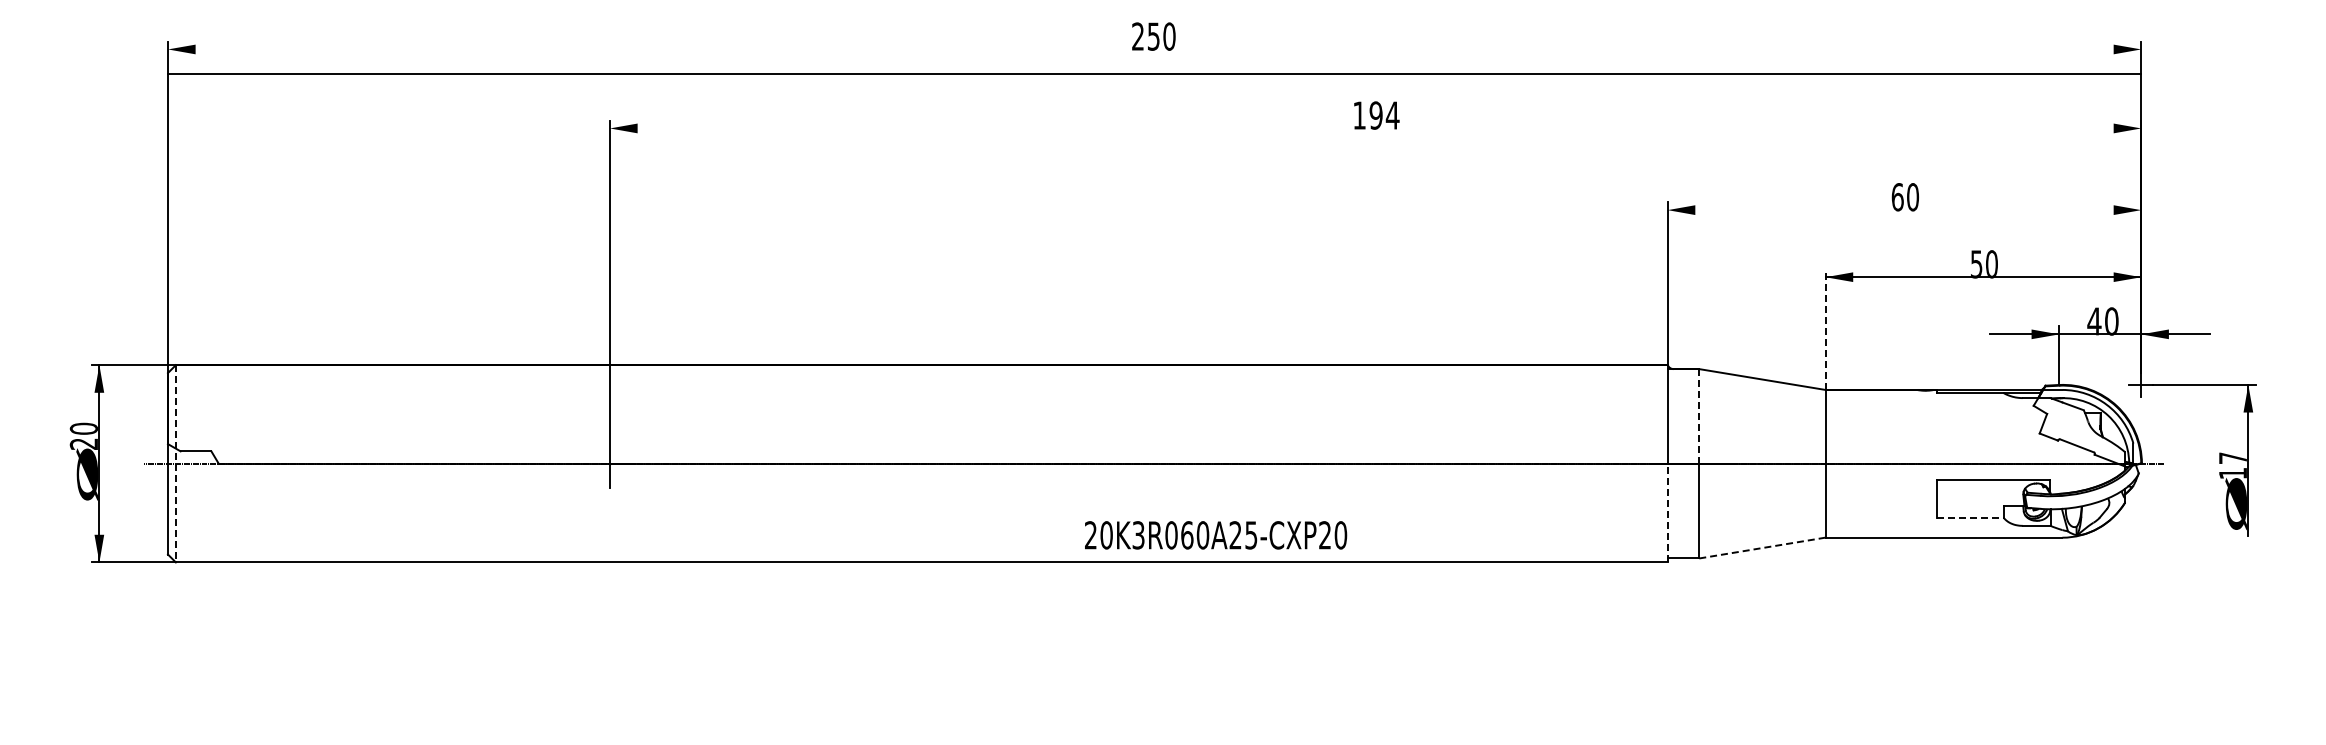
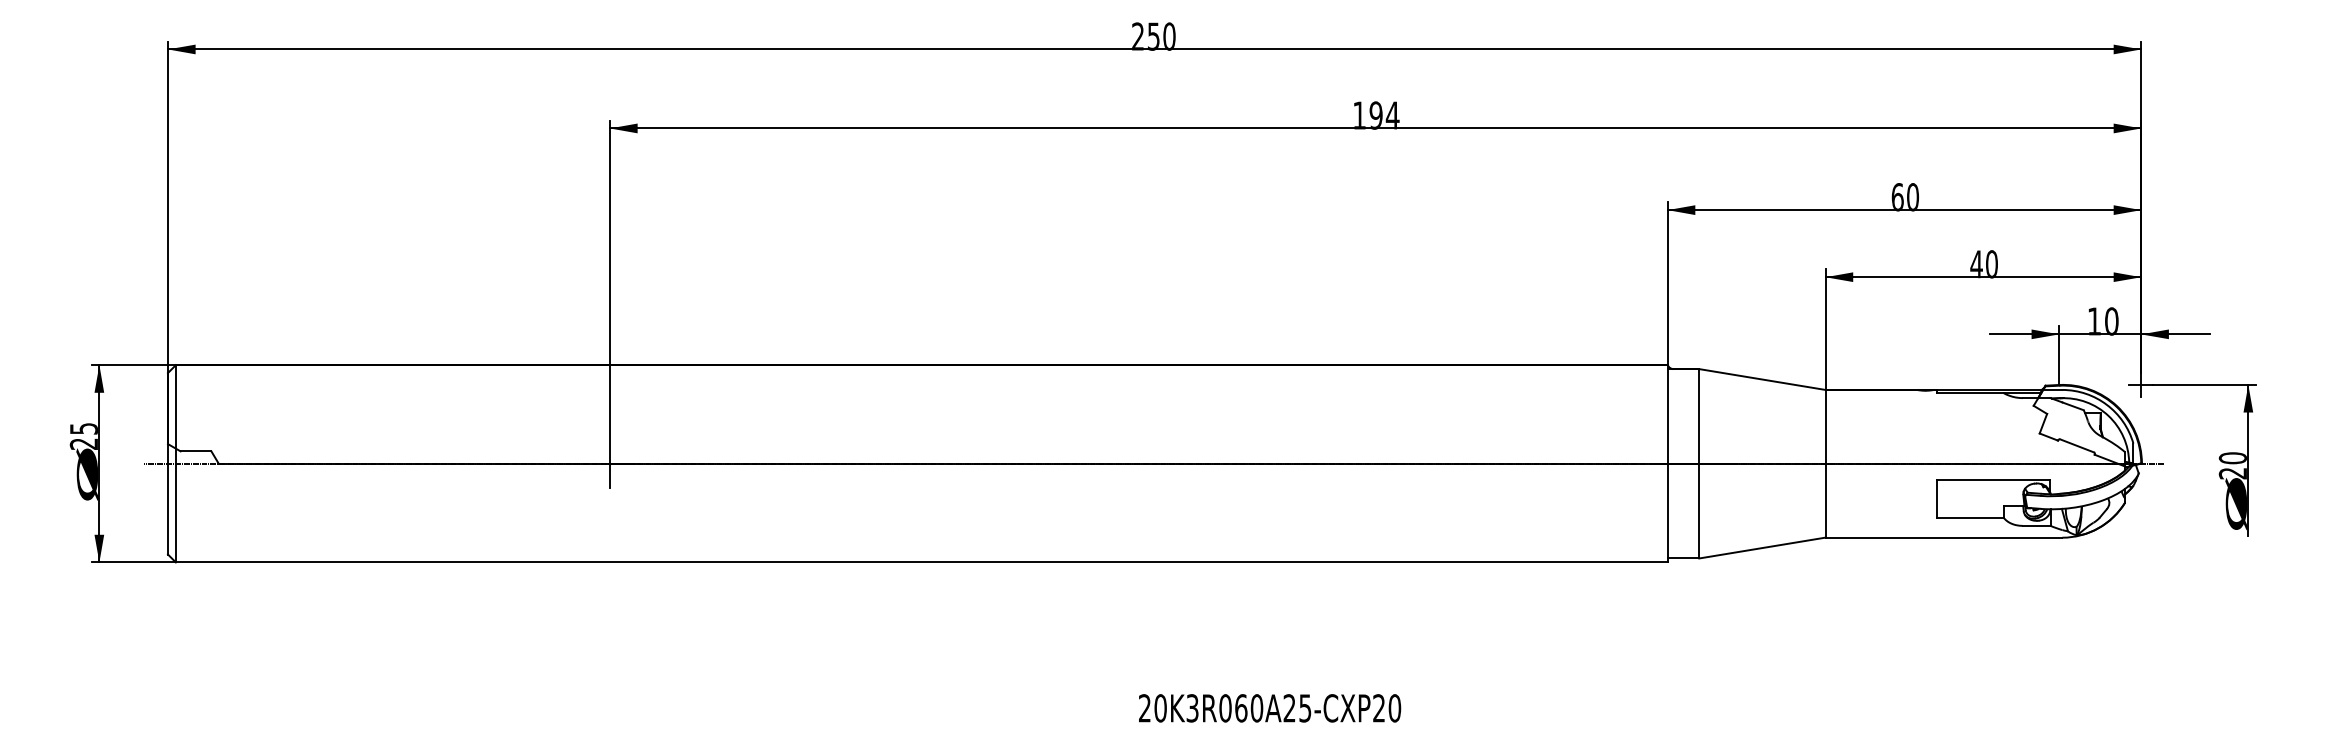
line position: (1154, 74) -> (1154, 49) (1154, 49)
line: none -> present (1375, 128)
line: none -> present (1904, 210)
text: 50 -> 40 (1976, 264)
text: 40 -> 10 (2094, 321)
line: dashed -> solid (1825, 329)
line: dashed -> solid (1699, 415)
text: 20 -> 25 (83, 428)
line: dashed -> solid (175, 463)
text: 17 -> 20 (2232, 465)
line: dashed -> solid (1667, 512)
line: dashed -> solid (1971, 518)
text position: (1216, 535) -> (1270, 708) (1270, 708)
line: dashed -> solid (1762, 548)
